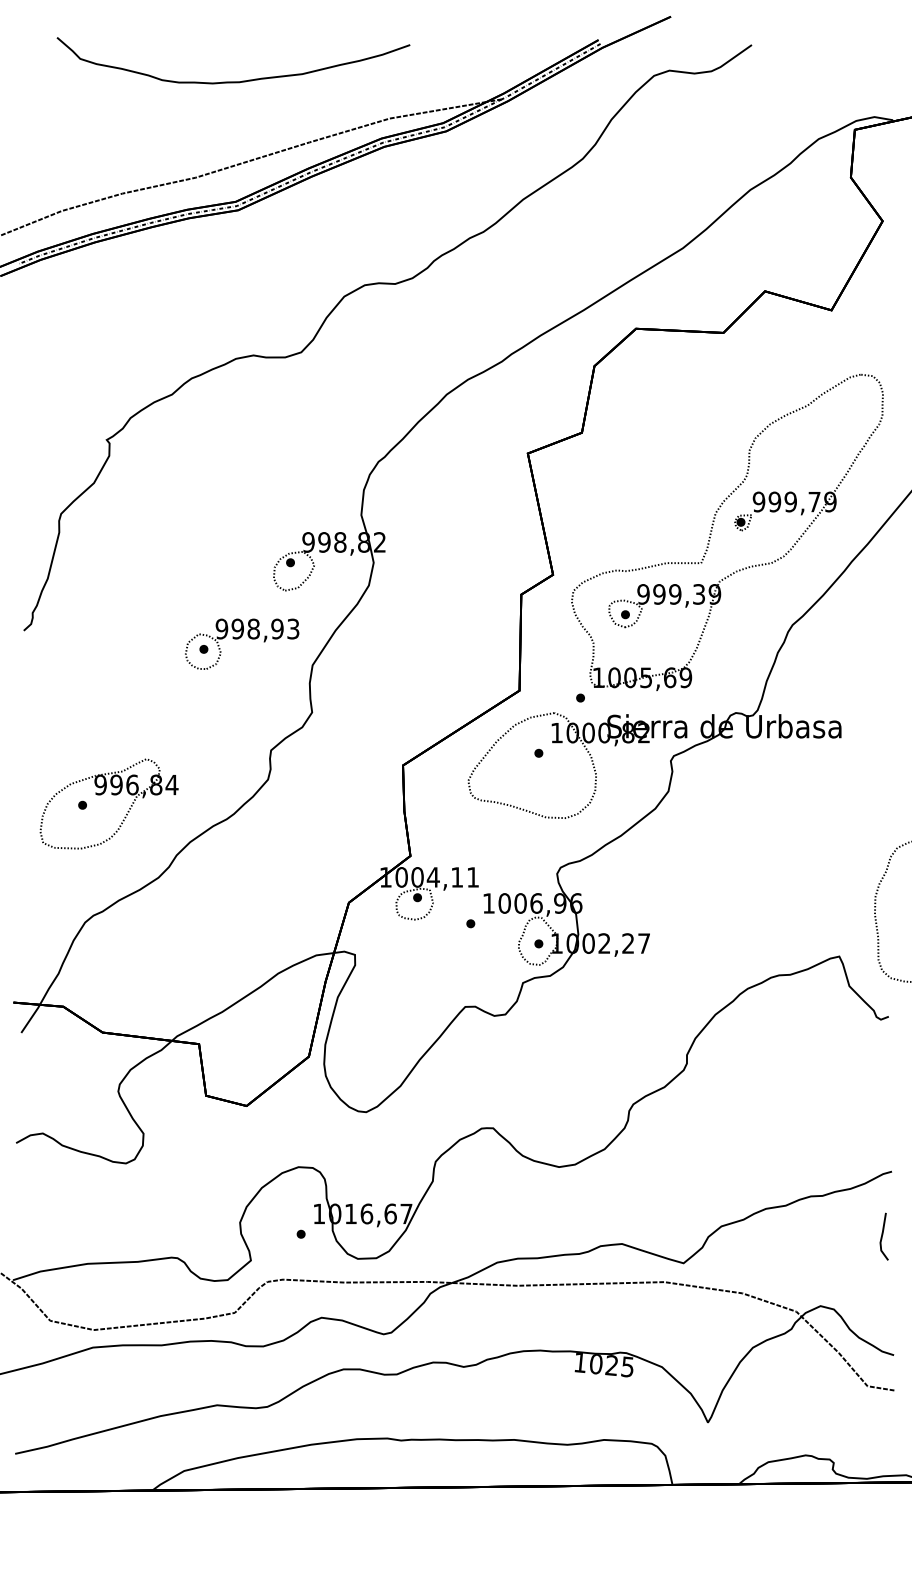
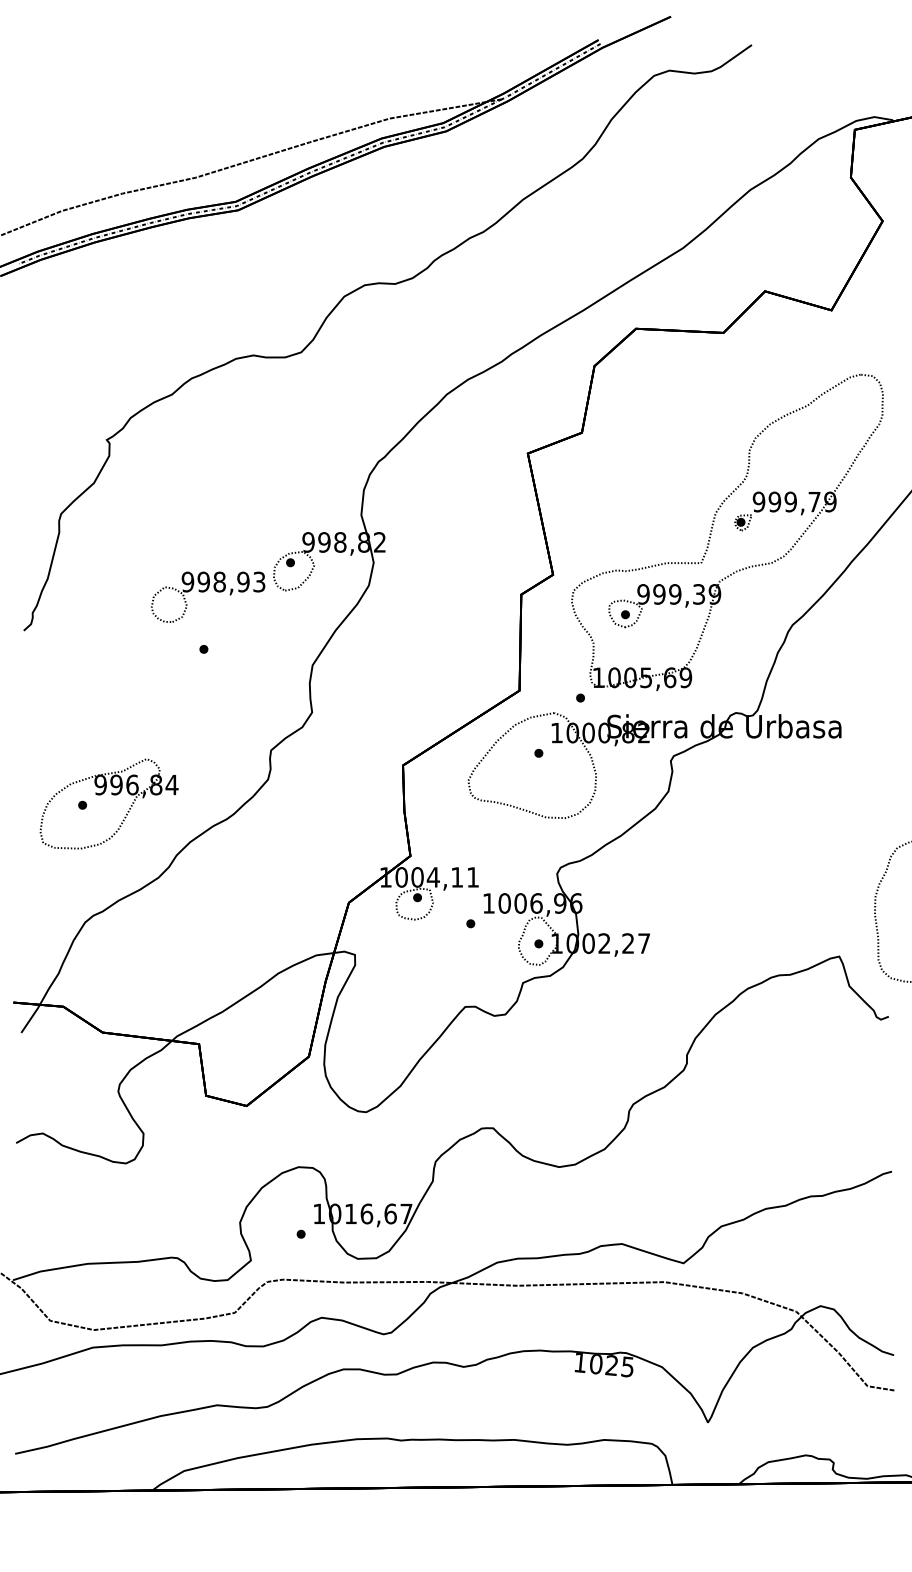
curve: present -> none (233, 81)
part position: (242, 643) -> (208, 596) (208, 596)
line: present -> none (882, 1236)
